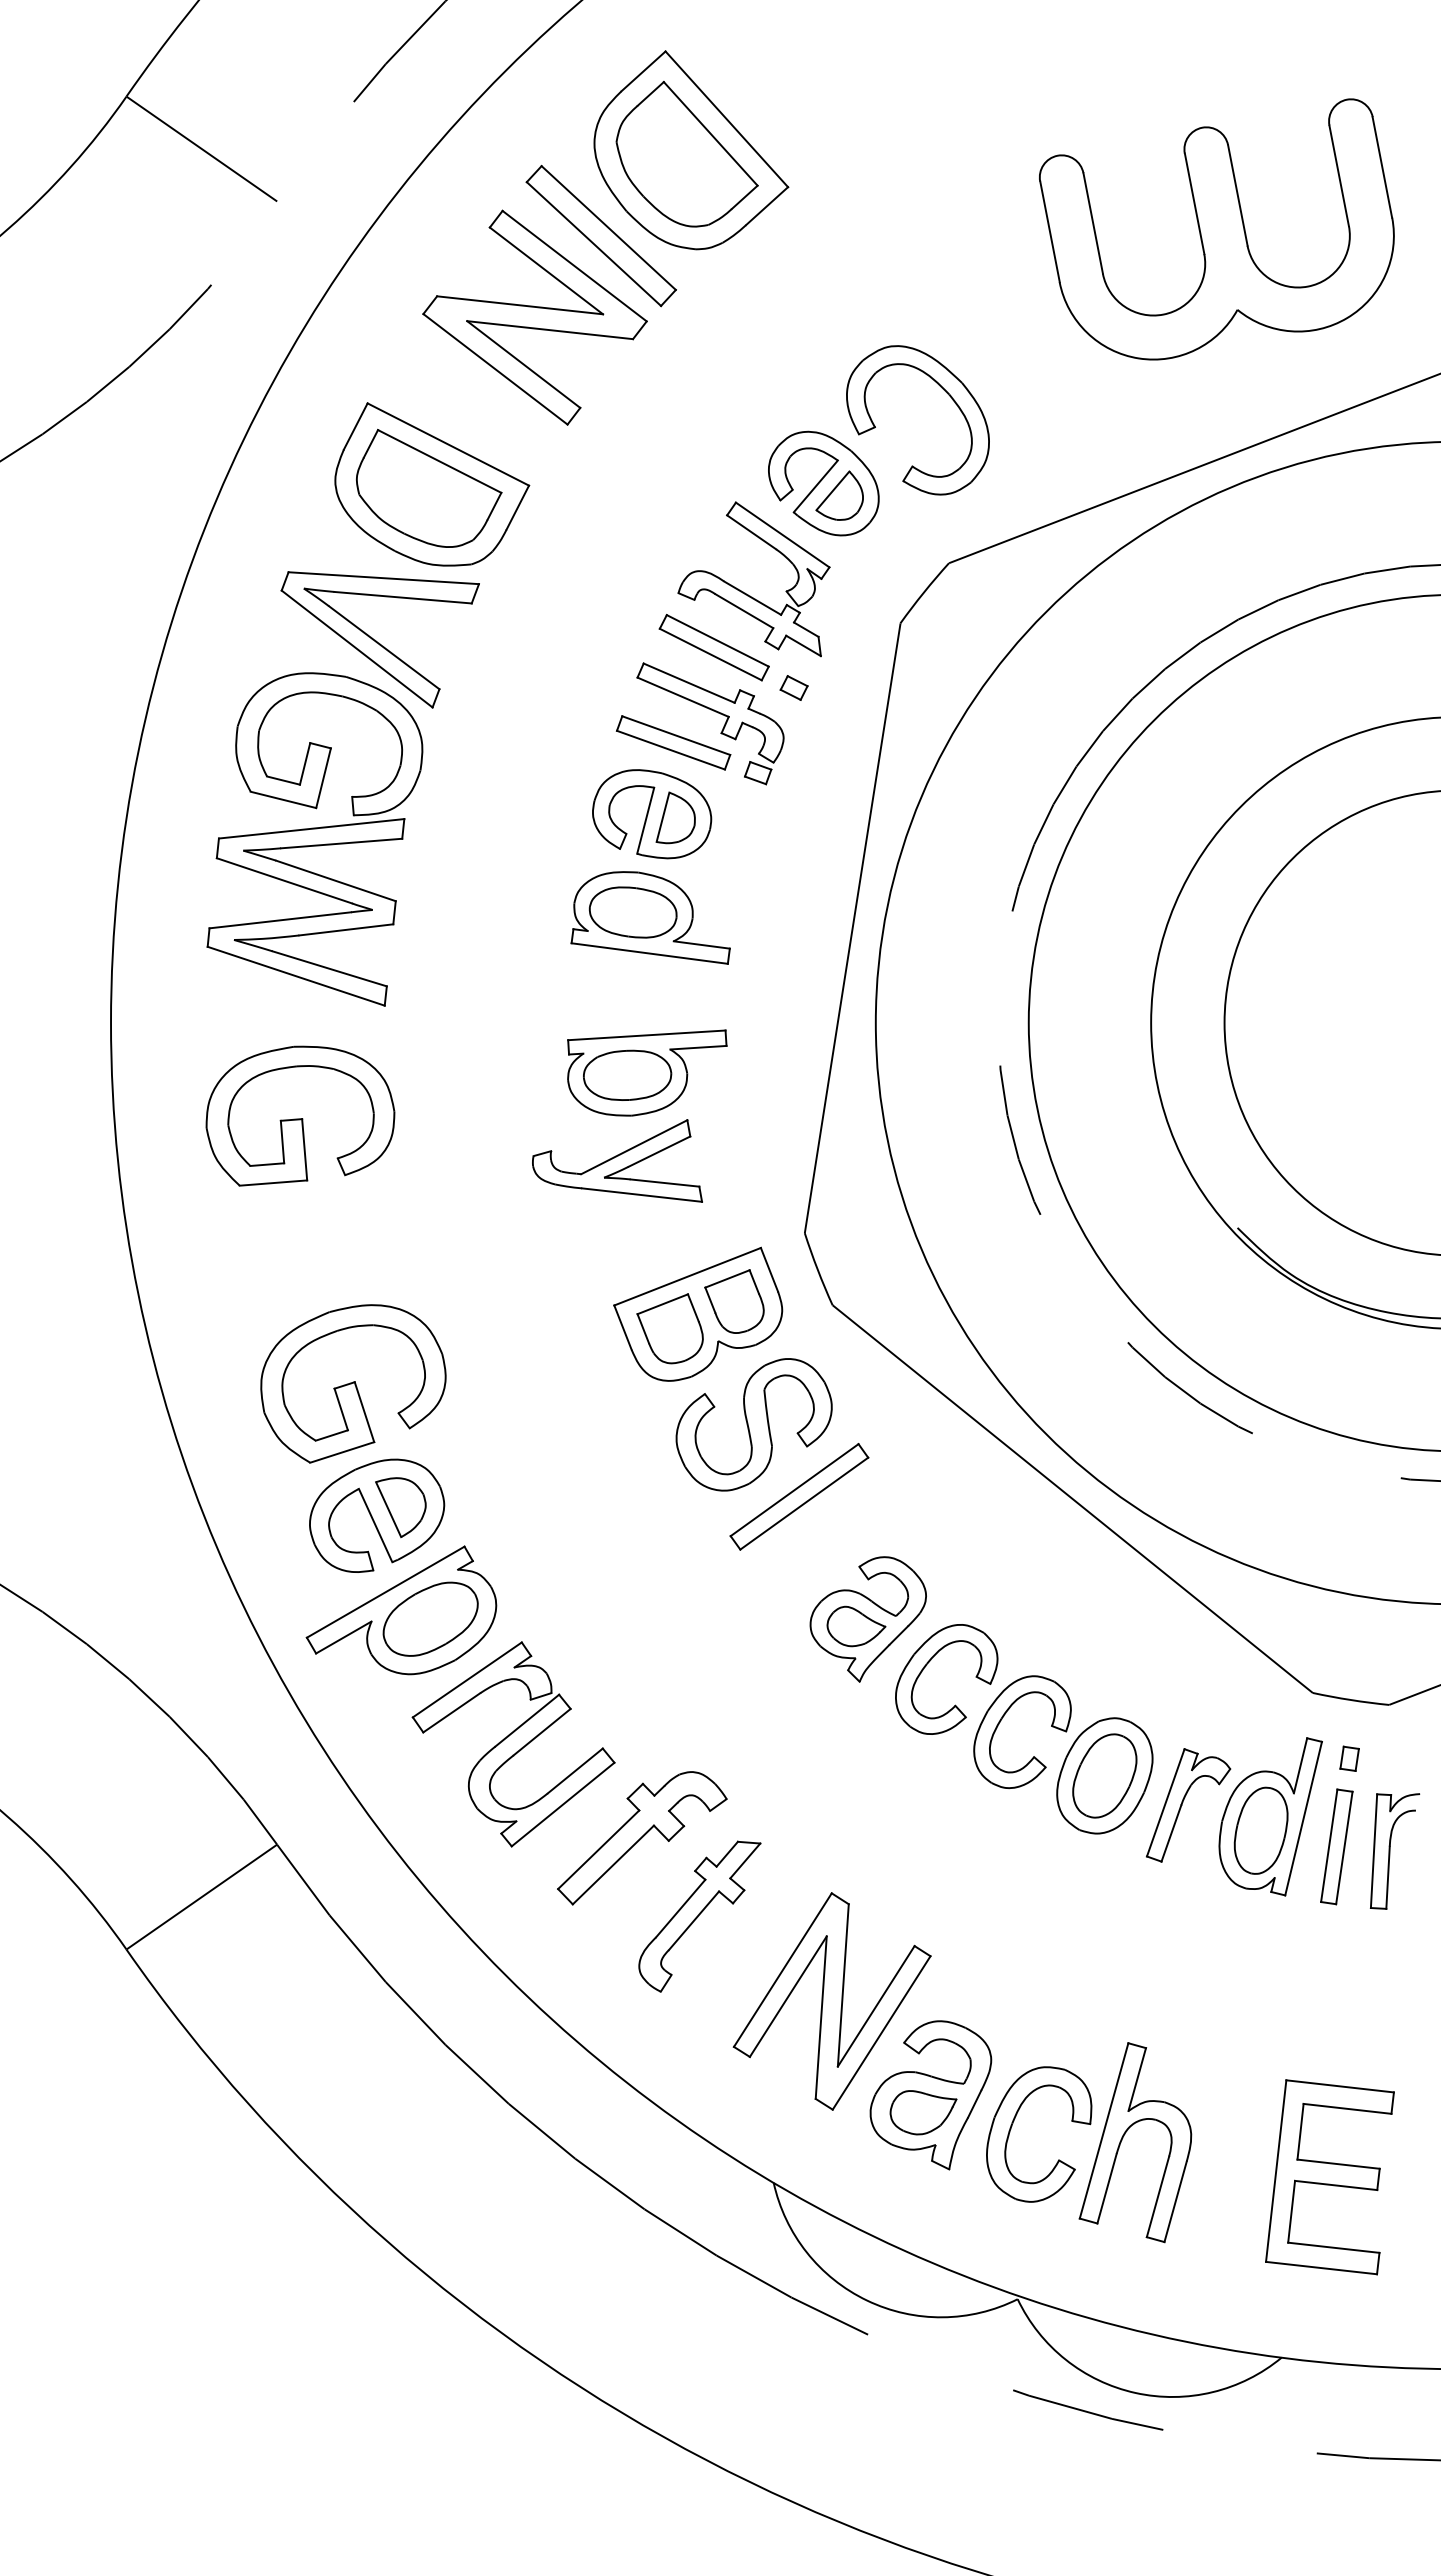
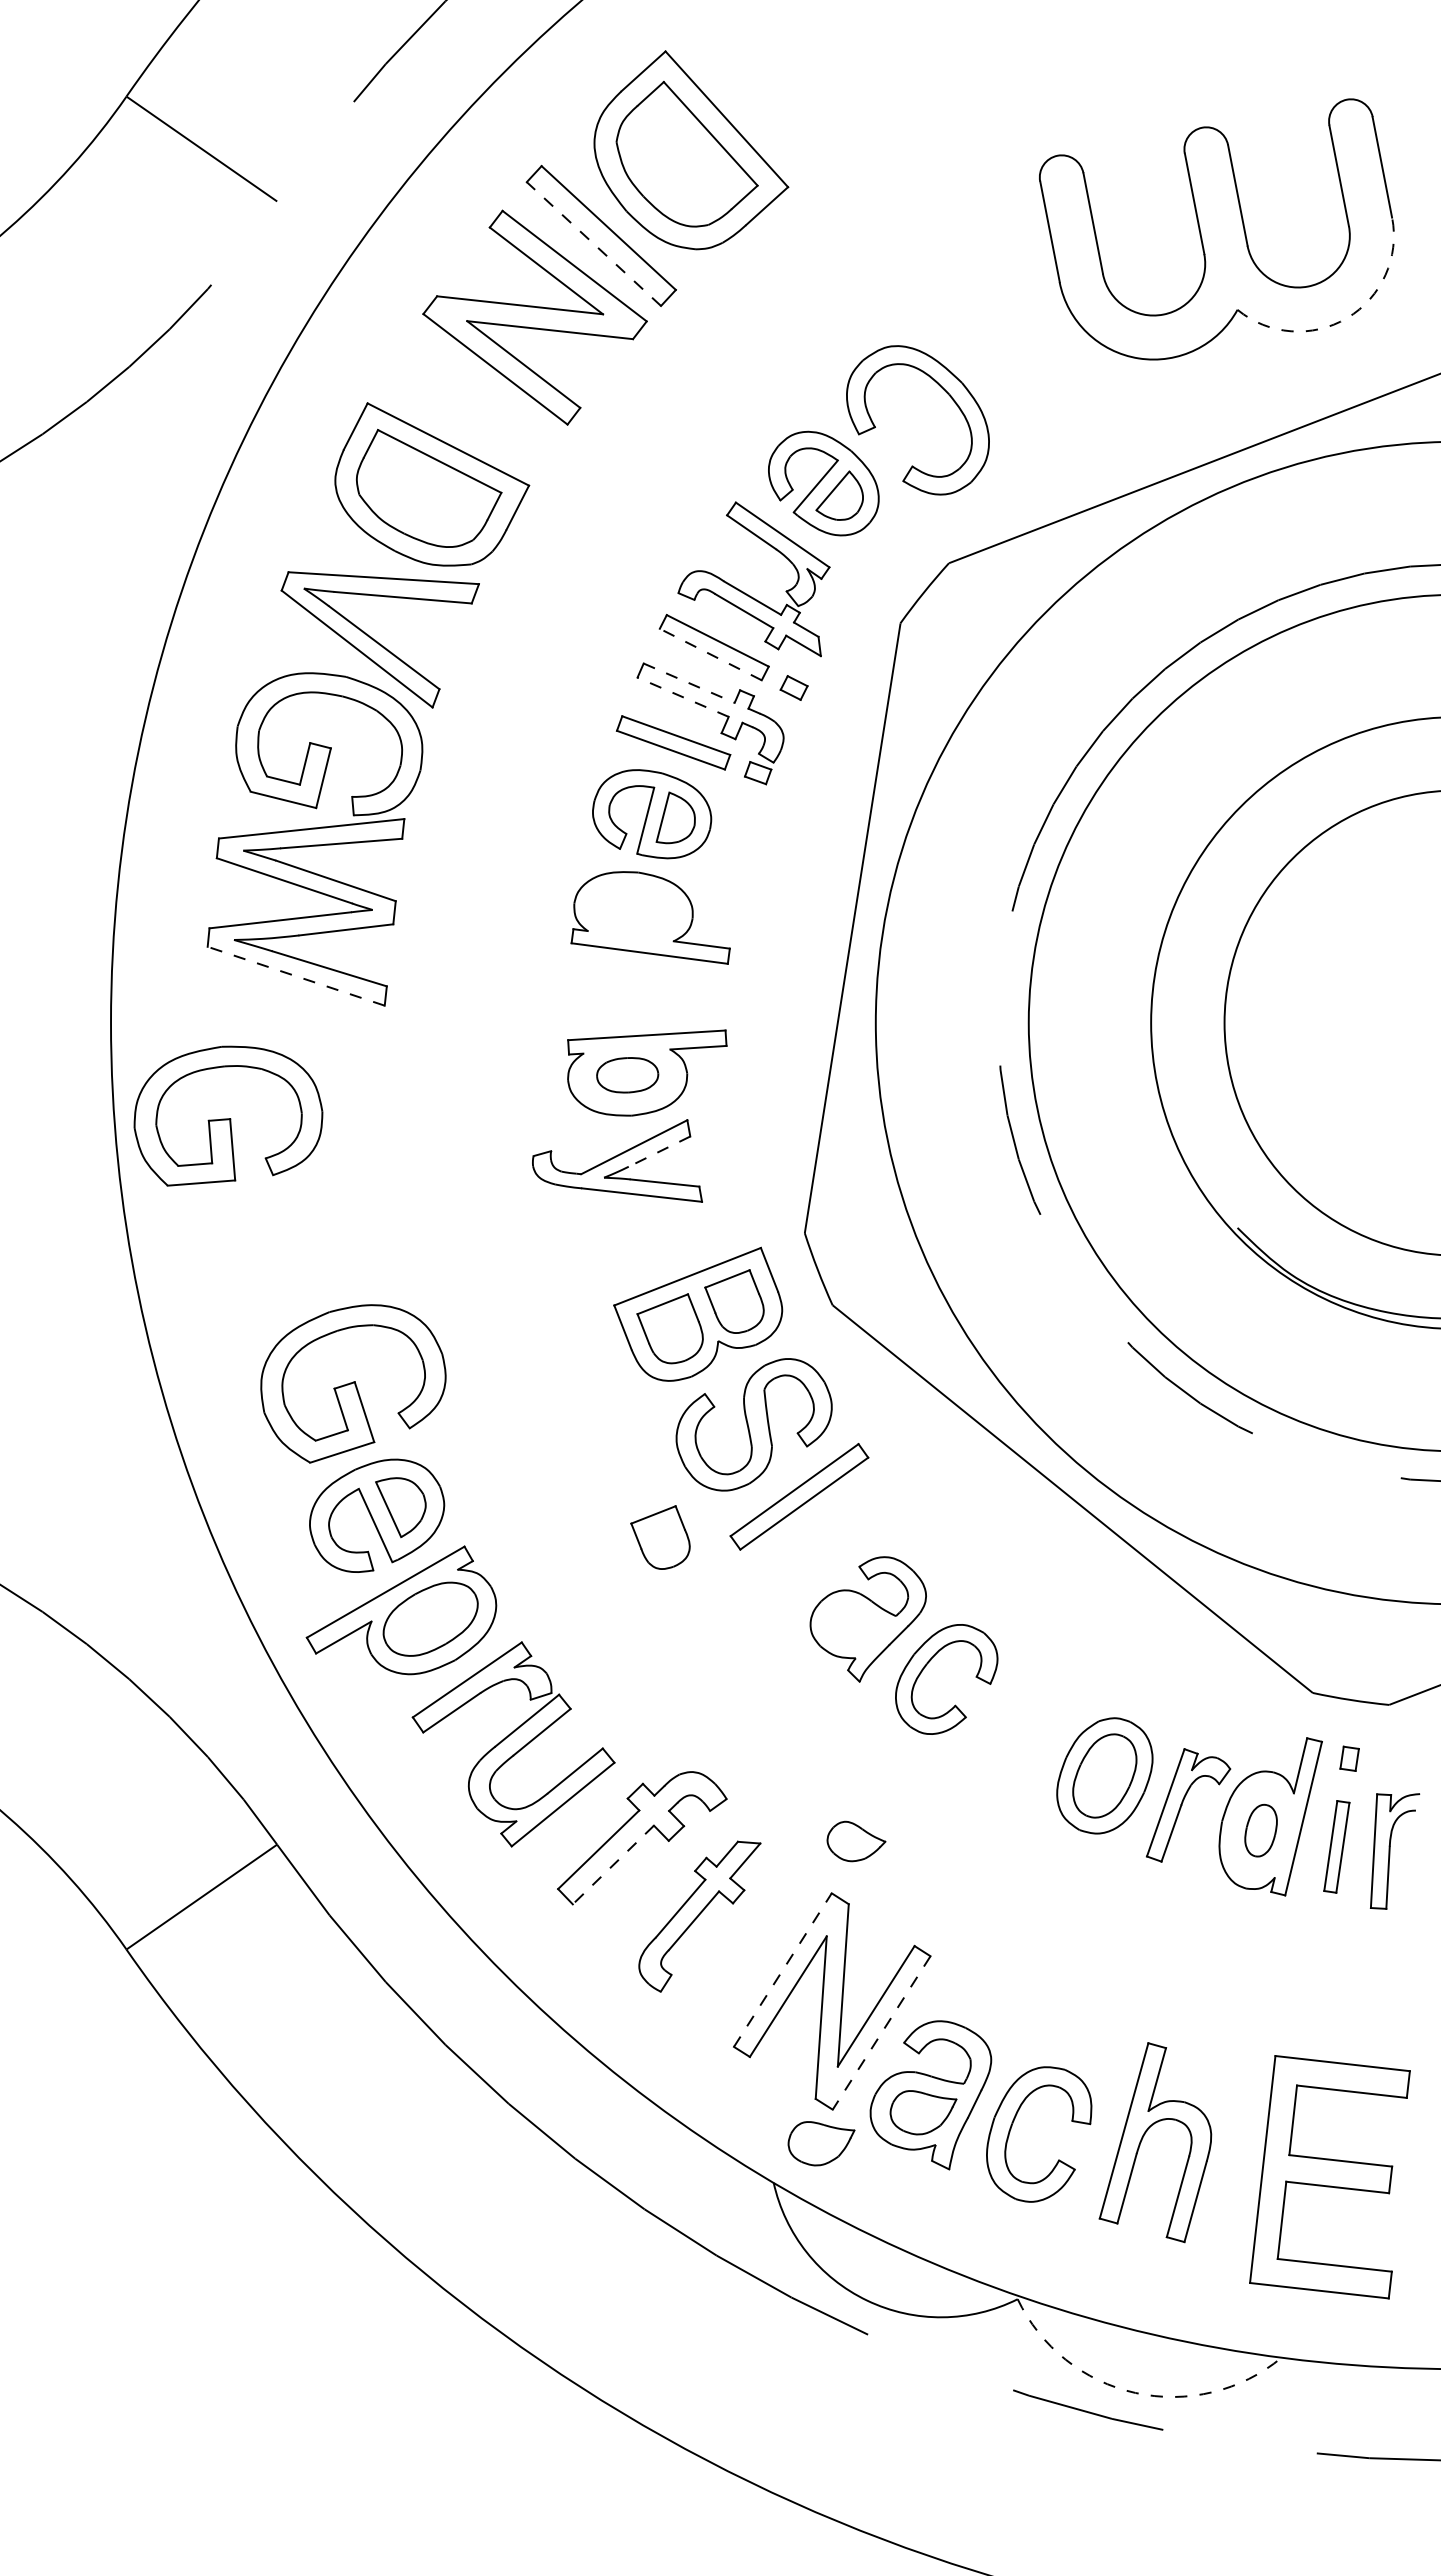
line: solid -> dashed (593, 243)
arc: solid -> dashed (1347, 318)
line: solid -> dashed (710, 654)
line: solid -> dashed (689, 683)
line: solid -> dashed (683, 697)
part: present -> none (632, 912)
line: solid -> dashed (295, 976)
part size: 90x52 px -> 64x37 px (627, 1075)
part position: (300, 1115) -> (228, 1115) (228, 1115)
line: solid -> dashed (659, 1151)
part: none -> present (660, 1537)
part position: (856, 1626) -> (856, 1841) (856, 1841)
part: present -> none (1002, 1719)
part size: 56x89 px -> 34x55 px (1260, 1830)
part size: 34x118 px -> 28x94 px (1336, 1846)
line: solid -> dashed (613, 1865)
line: solid -> dashed (783, 1969)
line: solid -> dashed (881, 2032)
part position: (1124, 2136) -> (1144, 2136) (1144, 2136)
part: none -> present (821, 2143)
part size: 130x197 px -> 162x245 px (1329, 2177)
arc: solid -> dashed (1135, 2392)
